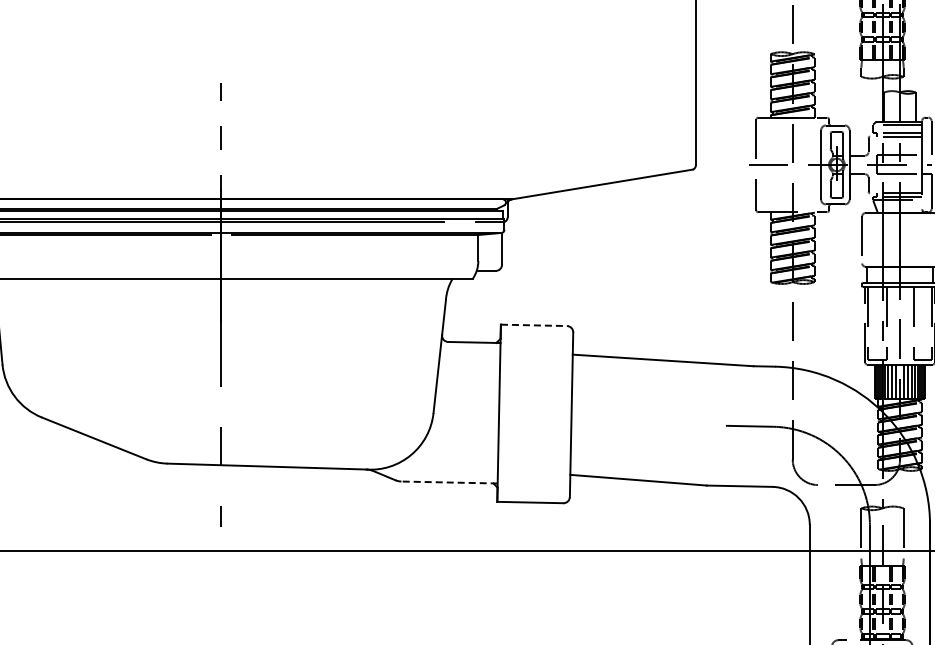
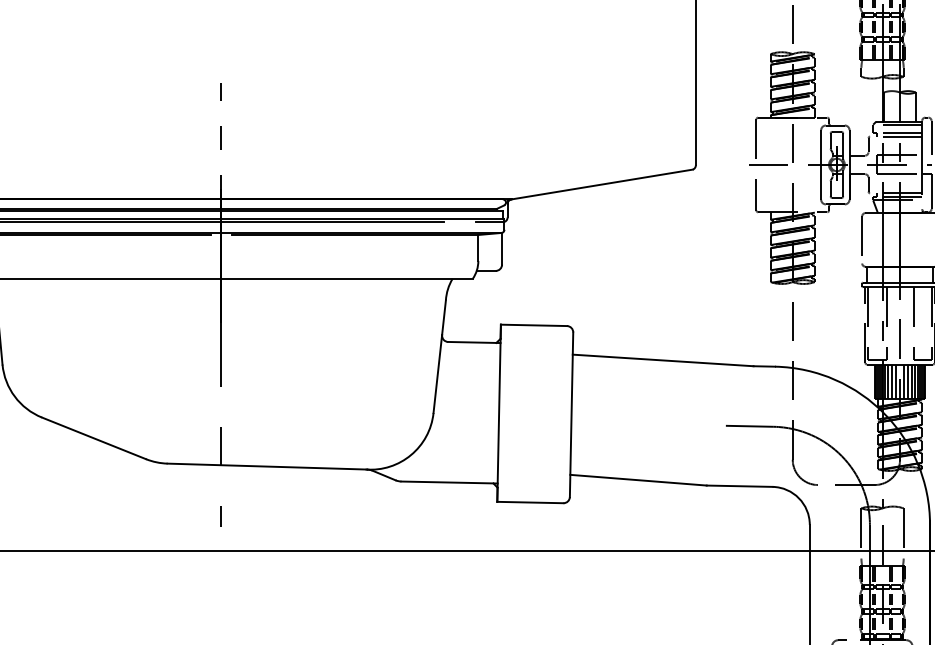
line: dashed -> solid (534, 325)
line: dashed -> solid (449, 482)
